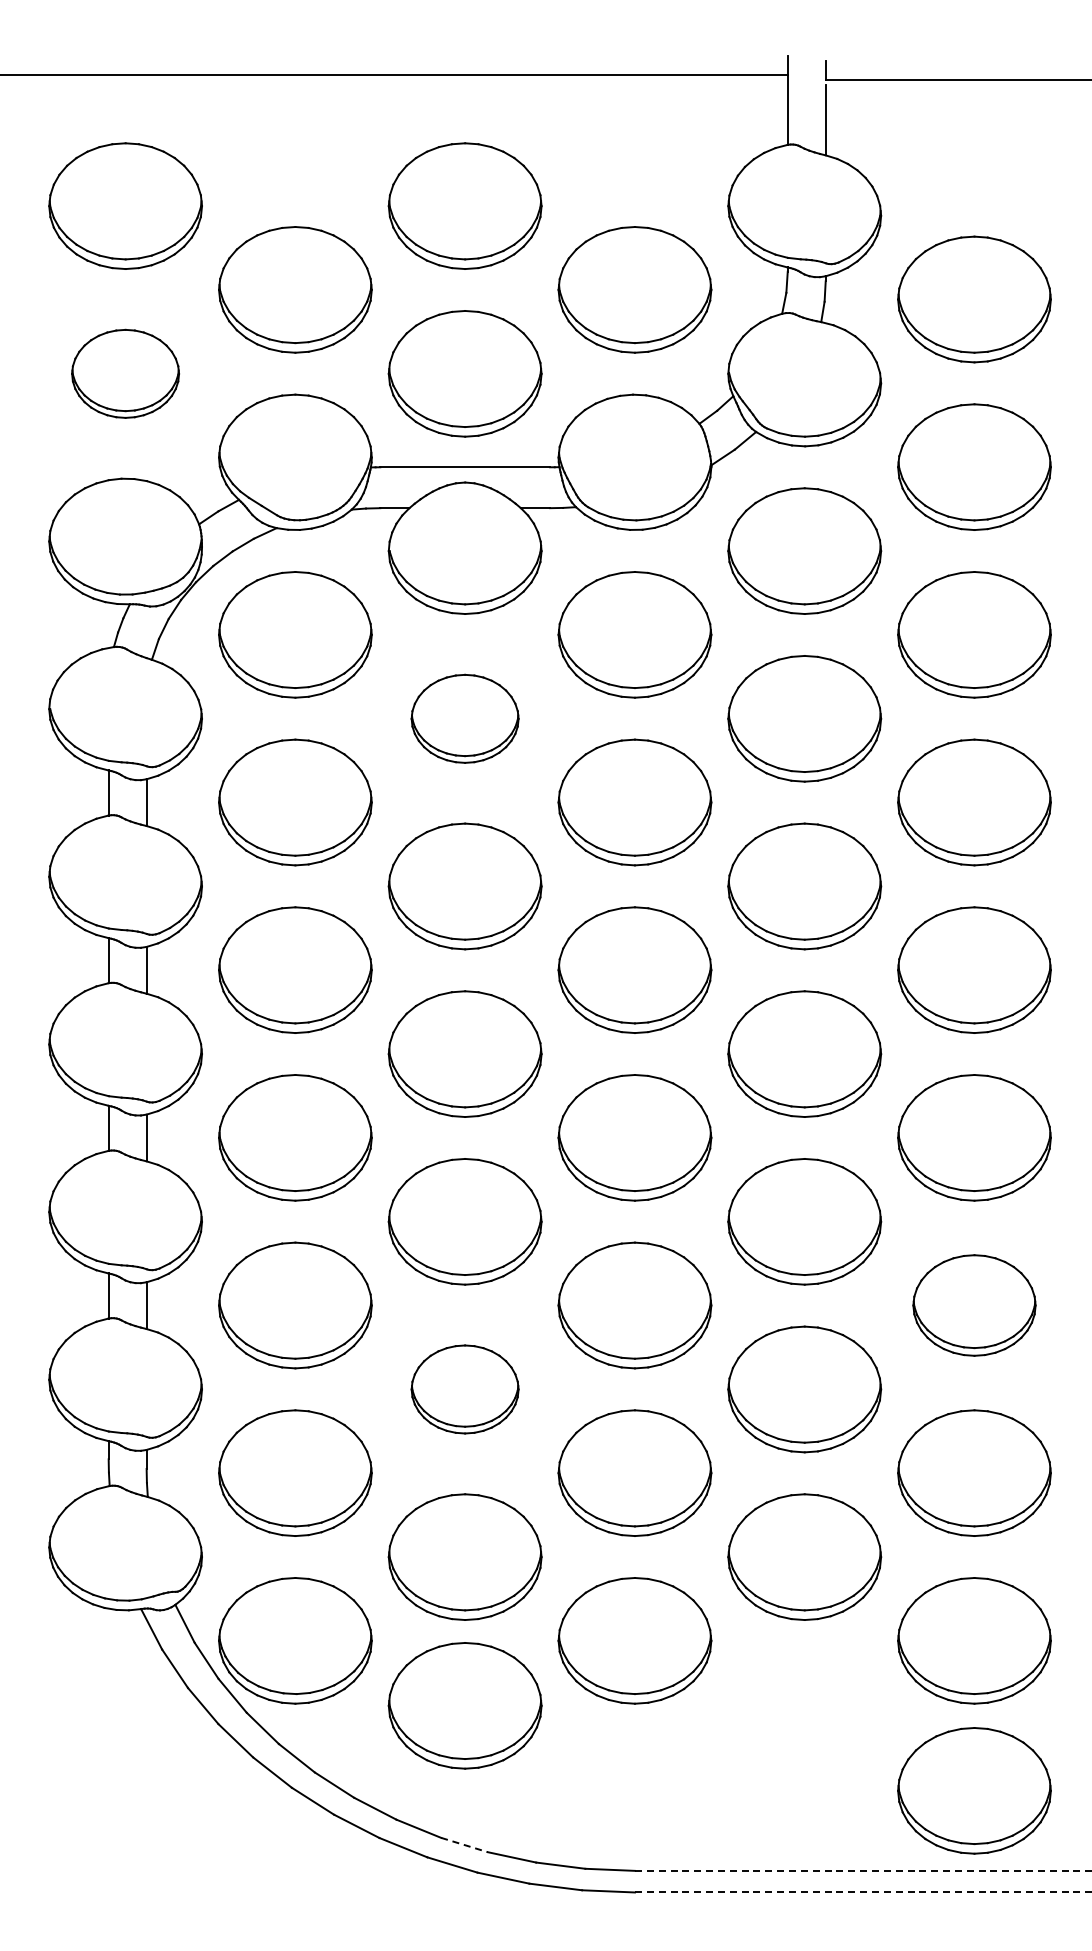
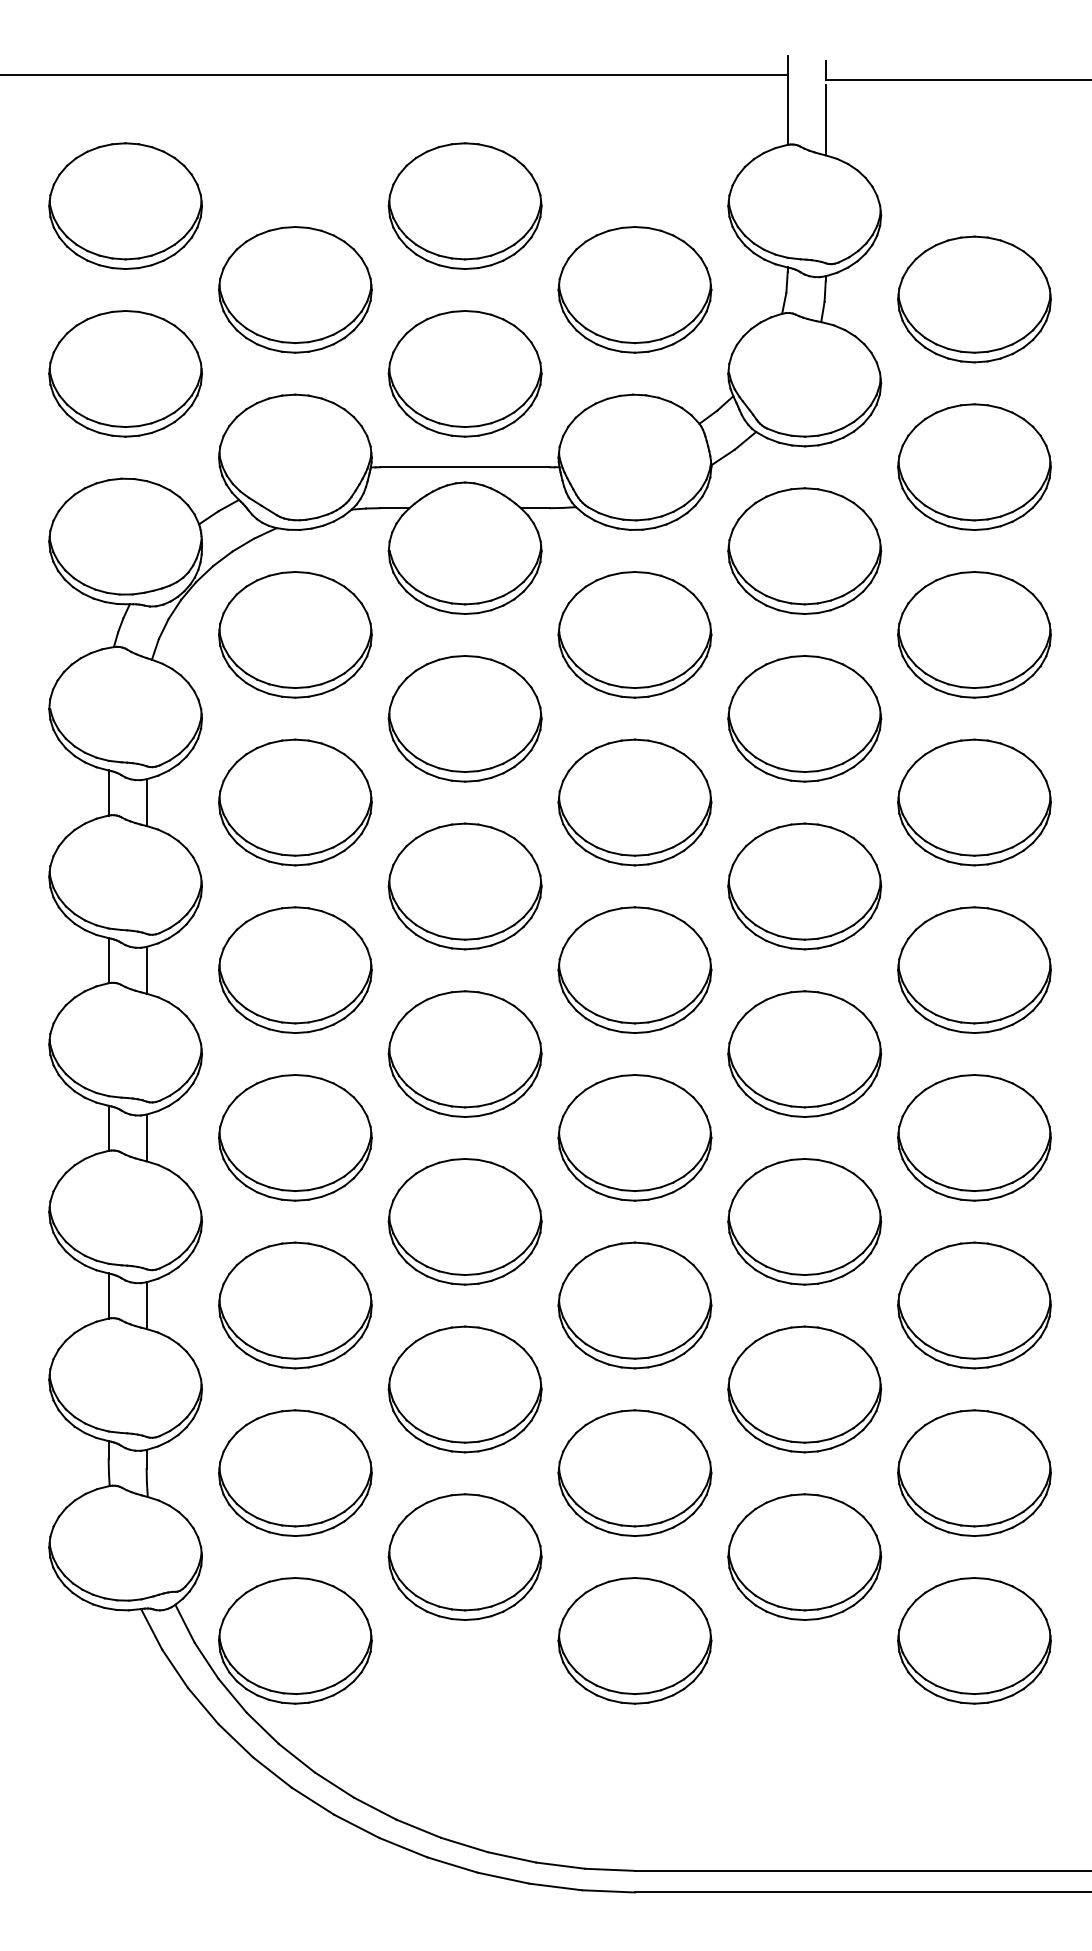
part size: 109x91 px -> 155x128 px (125, 373)
part size: 110x91 px -> 156x128 px (464, 718)
part size: 125x103 px -> 155x129 px (974, 1305)
part size: 110x91 px -> 156x129 px (464, 1389)
part: present -> none (464, 1705)
part: present -> none (974, 1790)
line: dashed -> solid (465, 1845)
line: dashed -> solid (863, 1870)
line: dashed -> solid (863, 1892)
